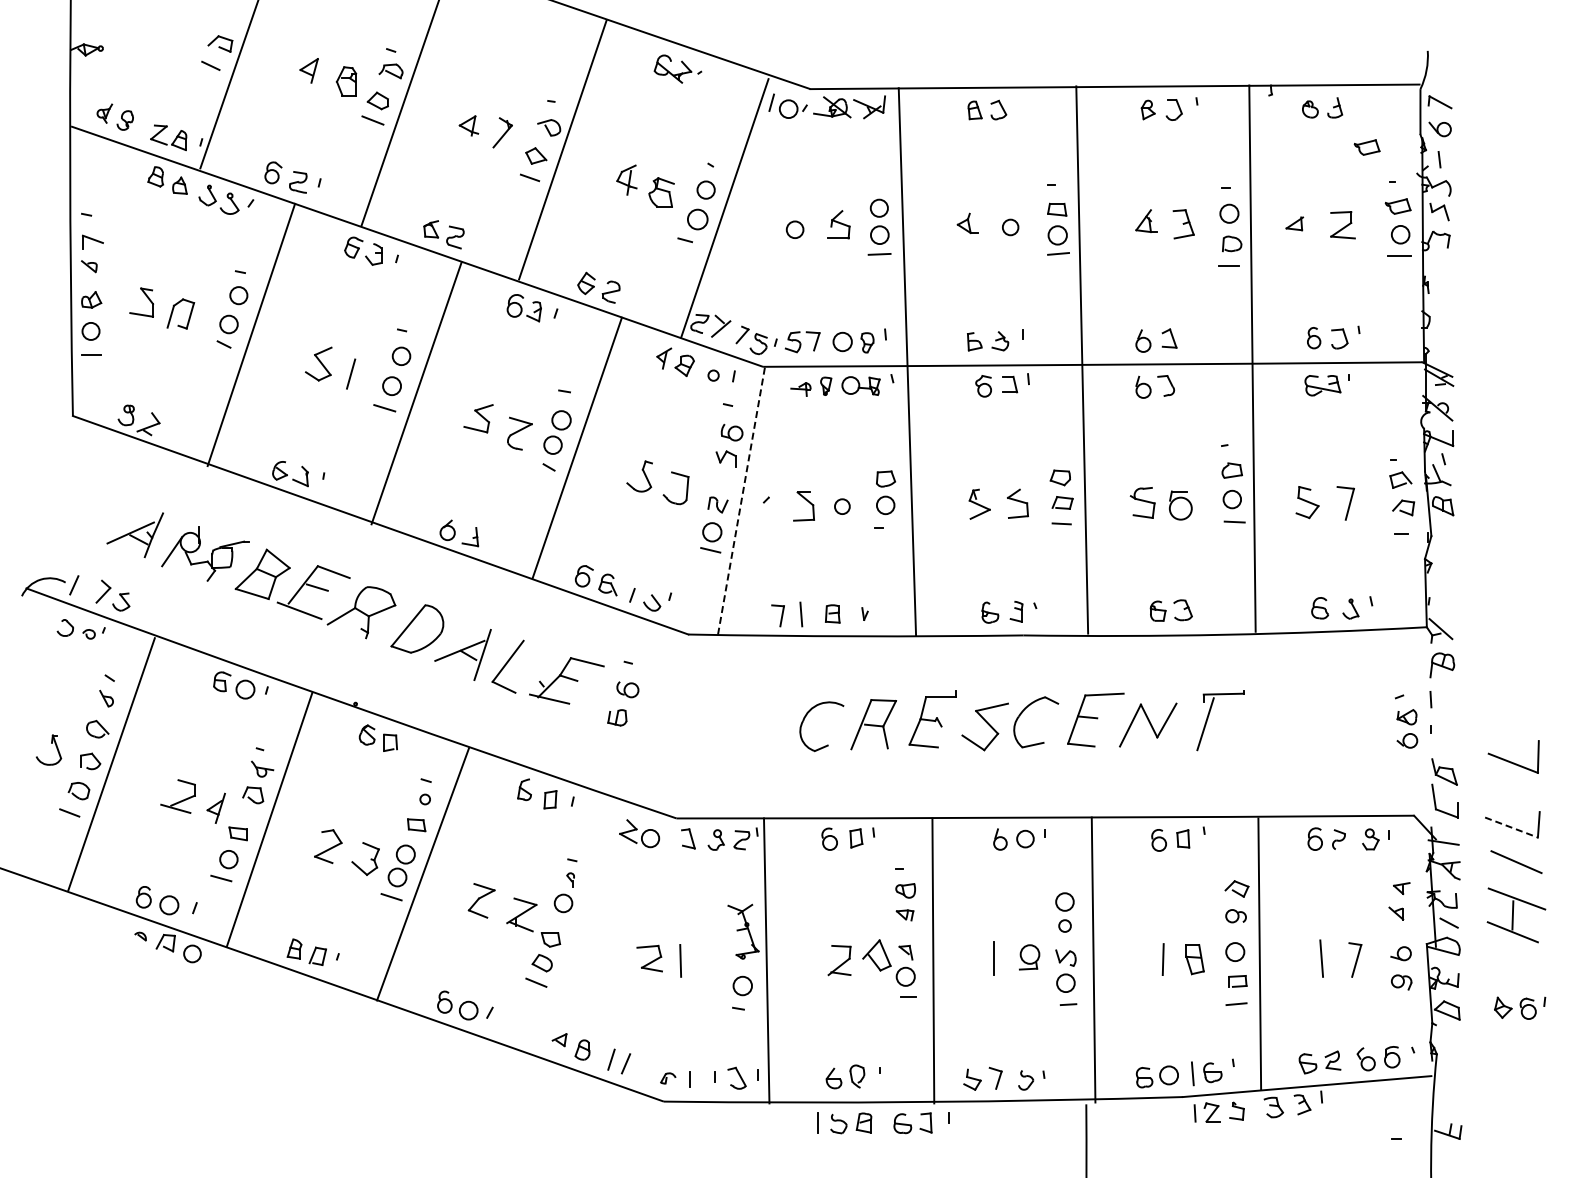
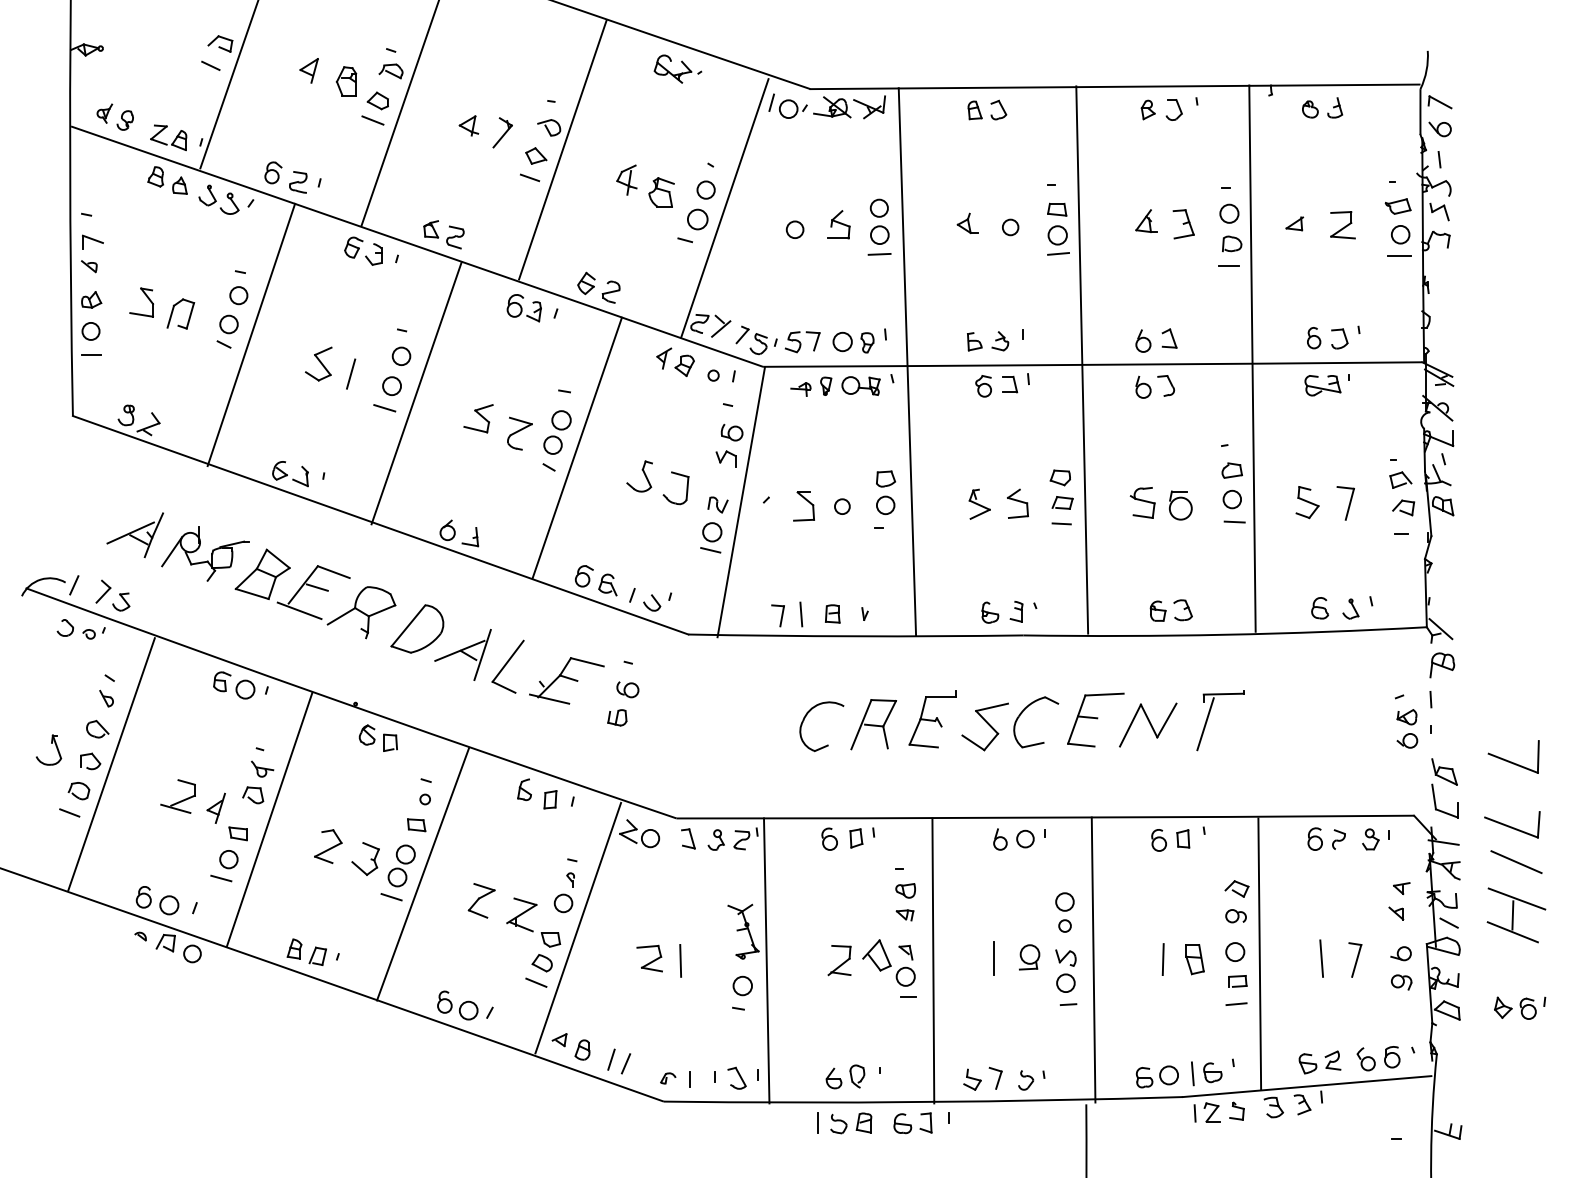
part: present -> none (1366, 147)
line: dashed -> solid (741, 502)
line: dashed -> solid (1511, 827)
line: none -> present (578, 927)
